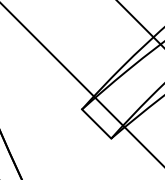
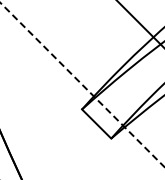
line: solid -> dashed (82, 85)
